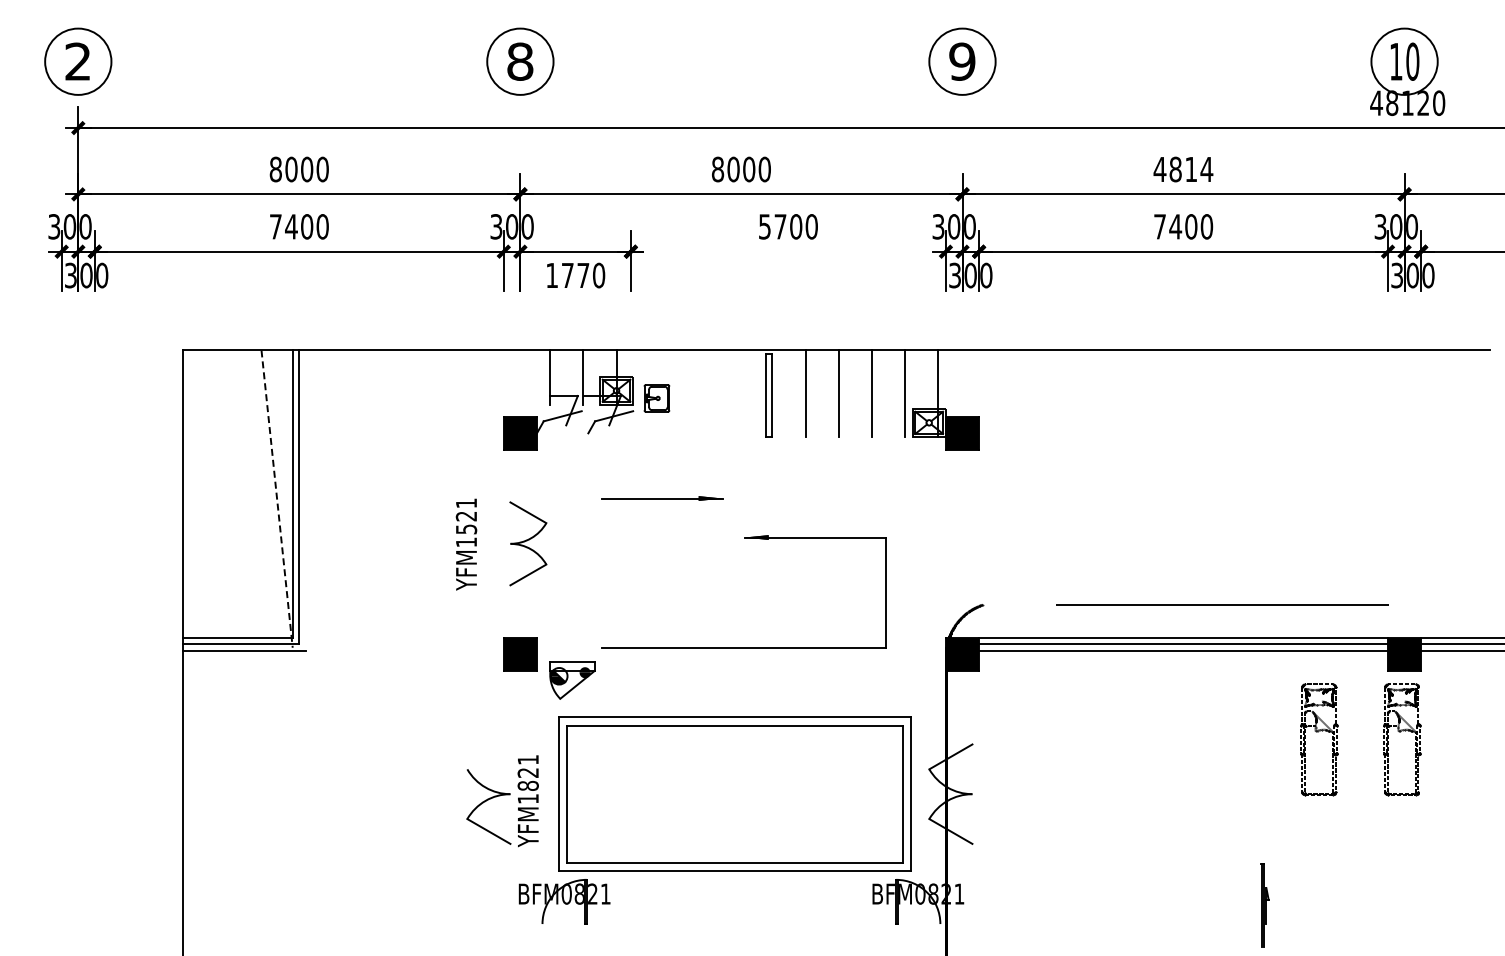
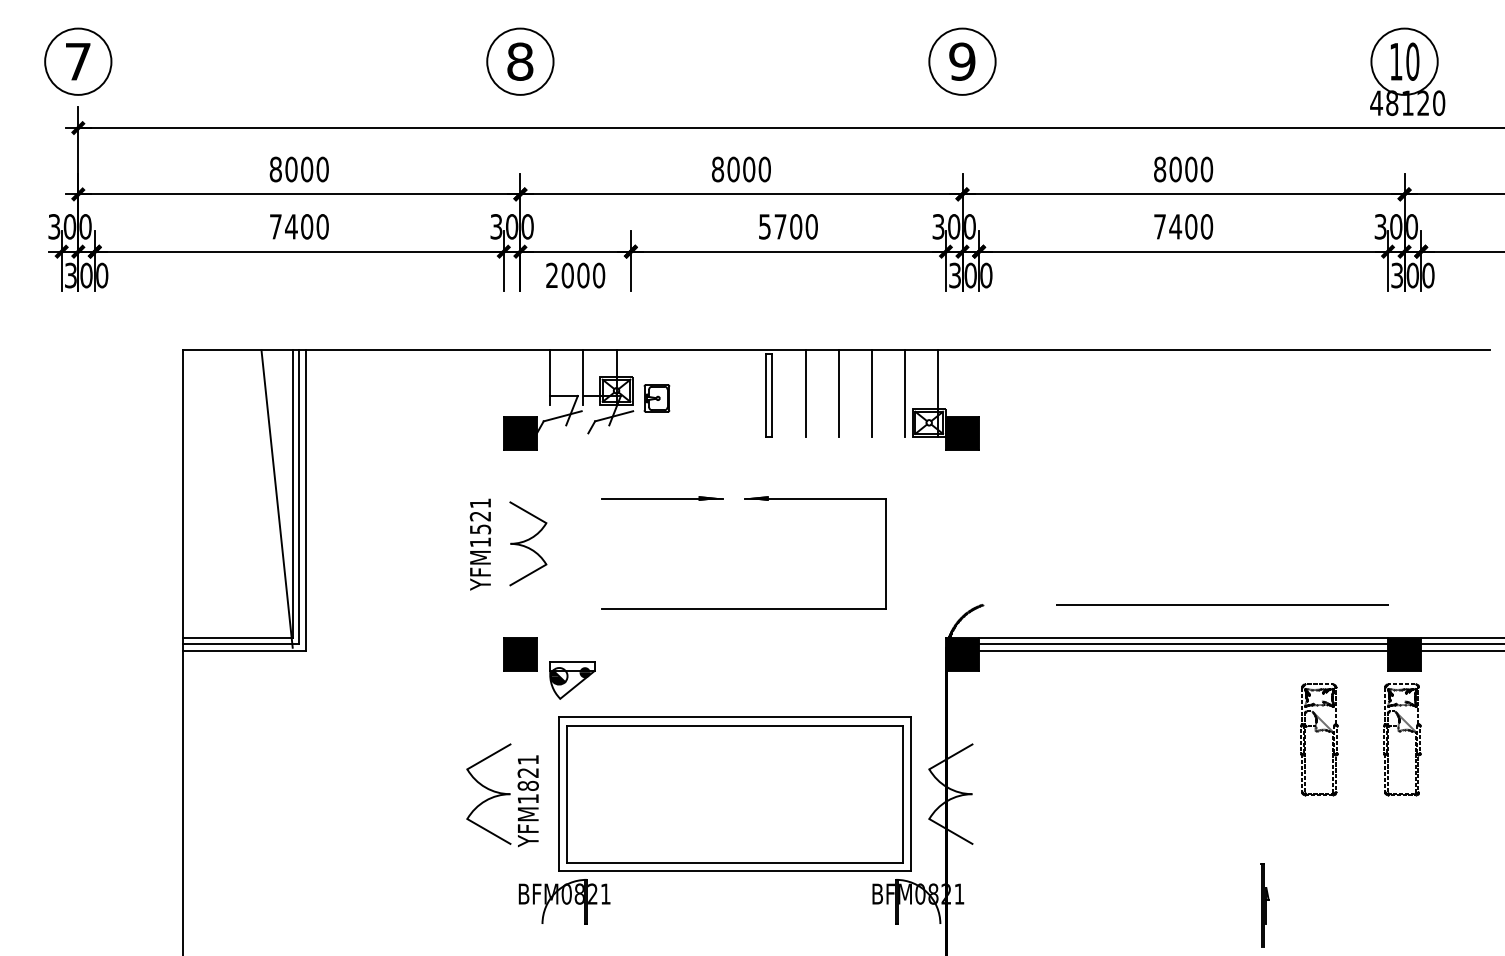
text: 2 -> 7 (77, 61)
text: 4814 -> 8000 (1183, 169)
line: none -> present (788, 251)
text: 1770 -> 2000 (567, 275)
line: dashed -> solid (277, 499)
line: none -> present (305, 500)
part position: (744, 538) -> (744, 499) (744, 499)
text position: (466, 544) -> (480, 544) (480, 544)
line: none -> present (488, 756)
